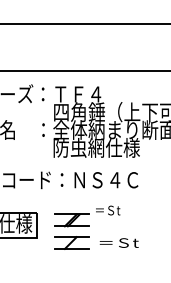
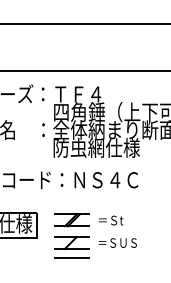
text position: (108, 210) -> (111, 220) (111, 220)
text: ＝Ｓt -> ＝ＳＵＳ (118, 242)
line: none -> present (71, 257)
